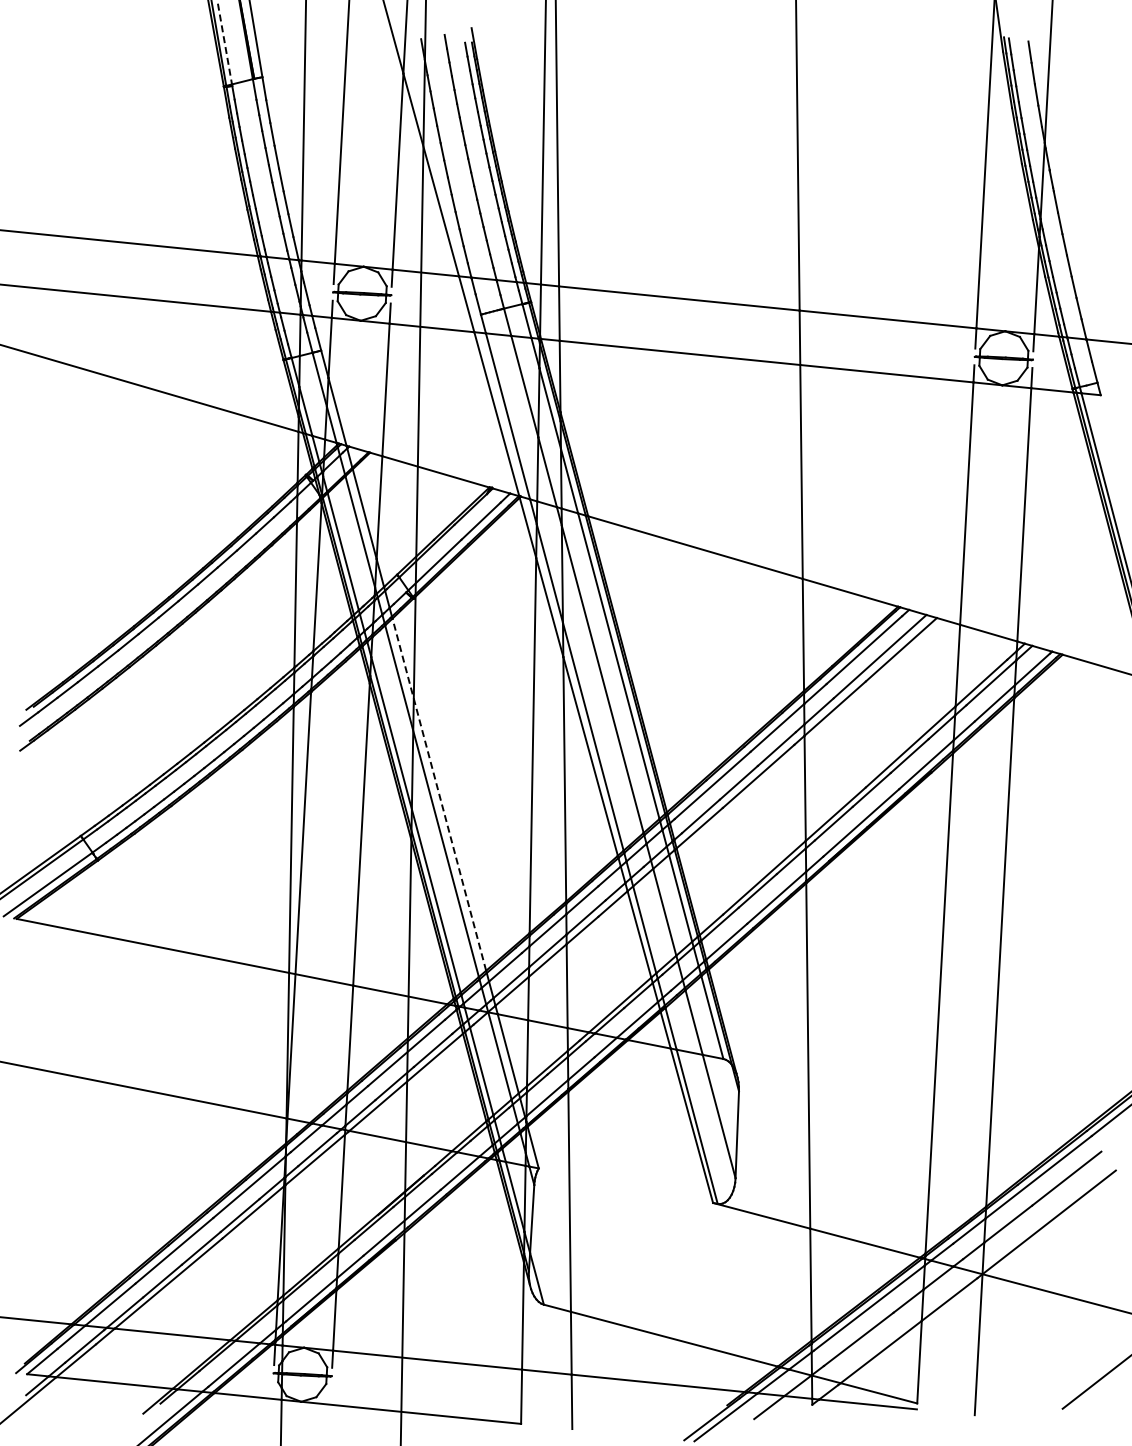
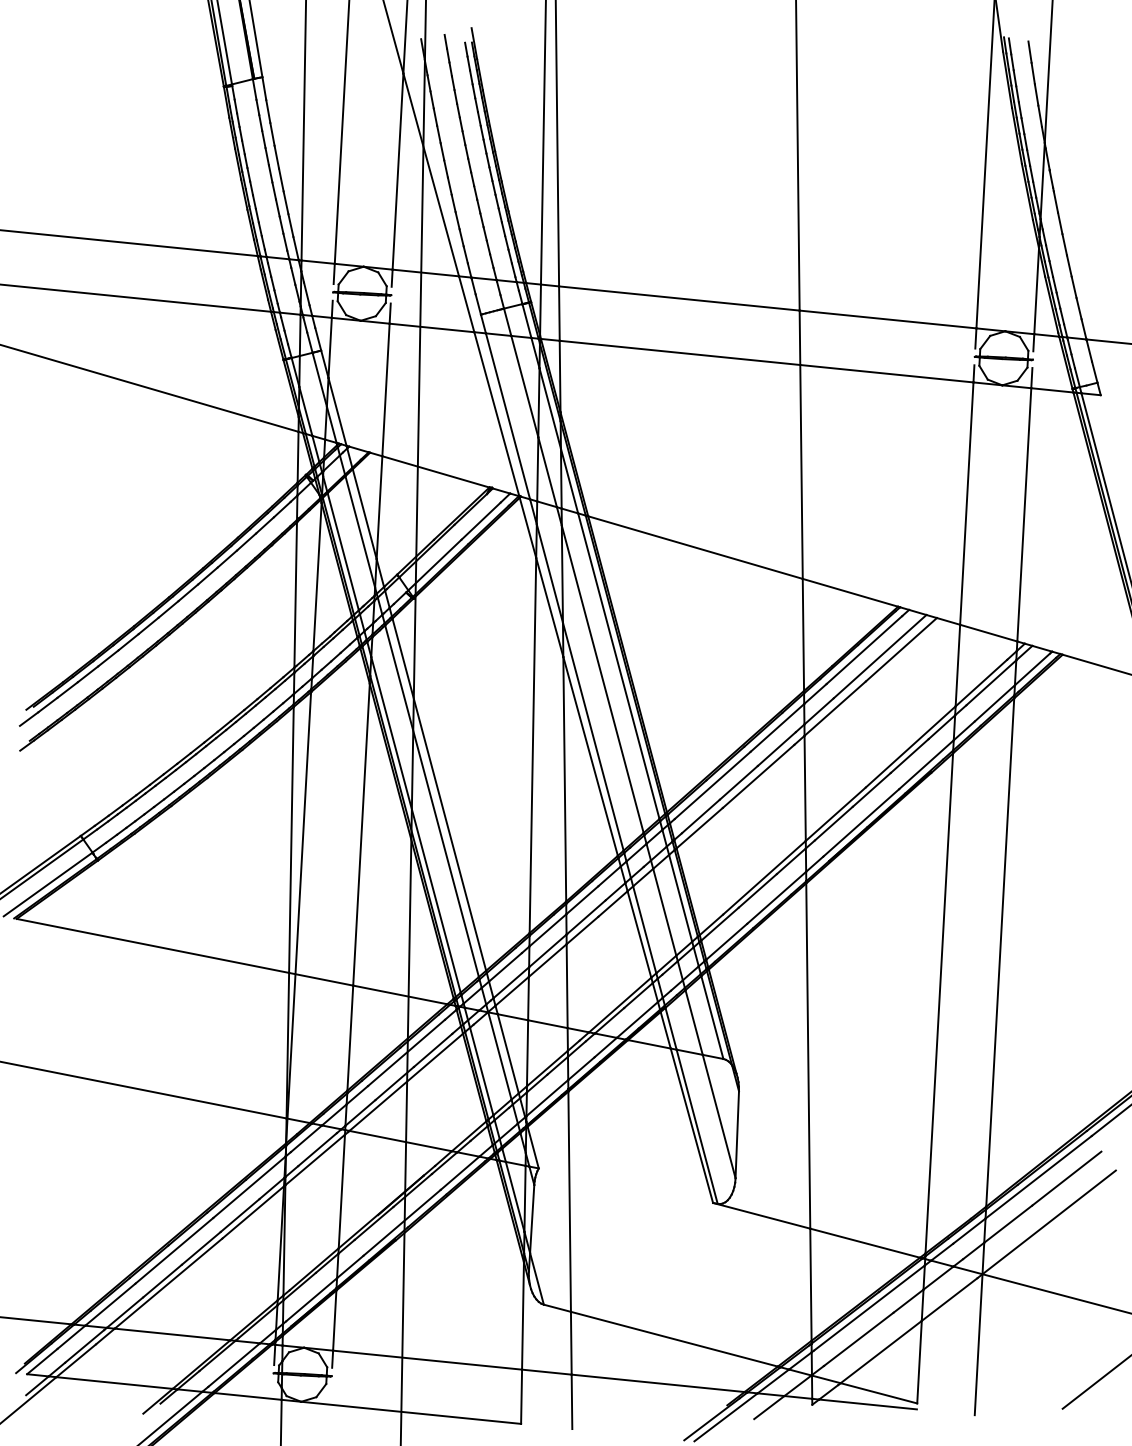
line: dashed -> solid (224, 43)
line: dashed -> solid (439, 794)
